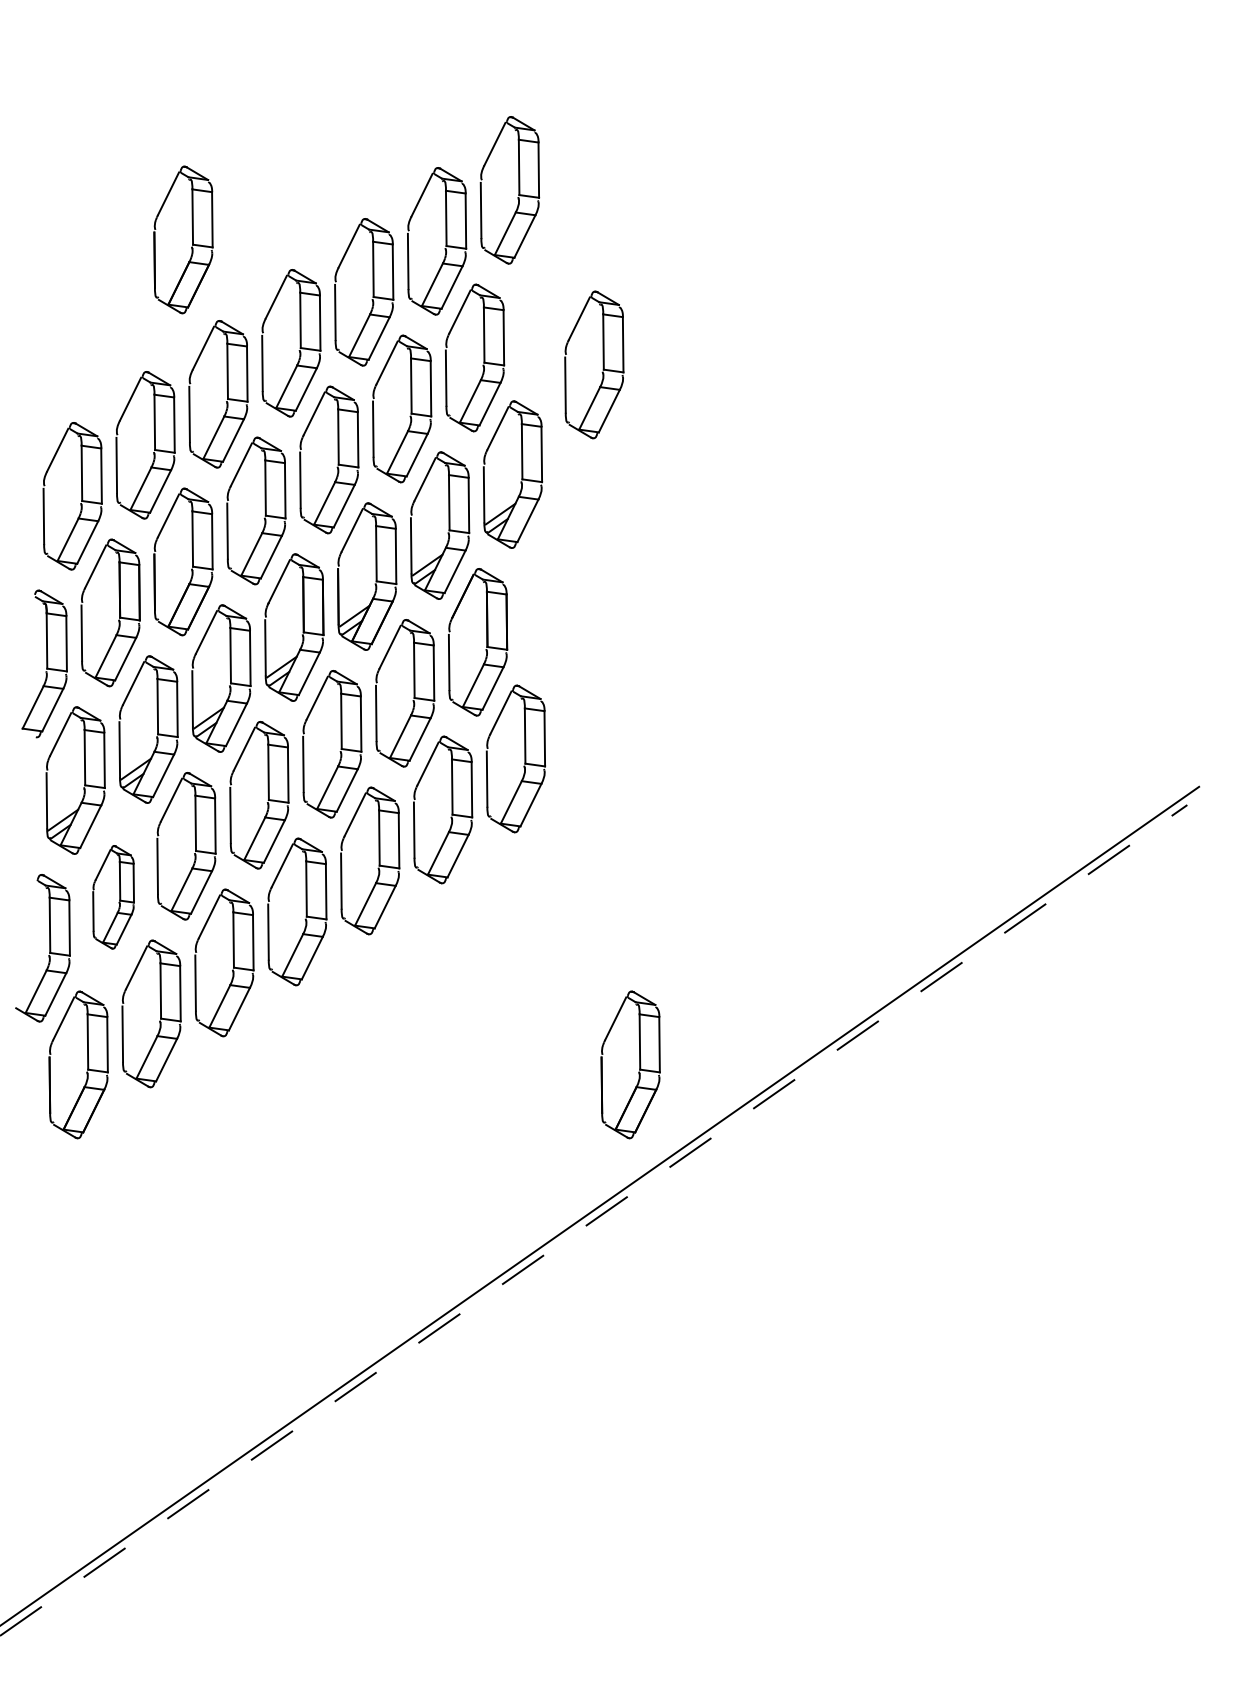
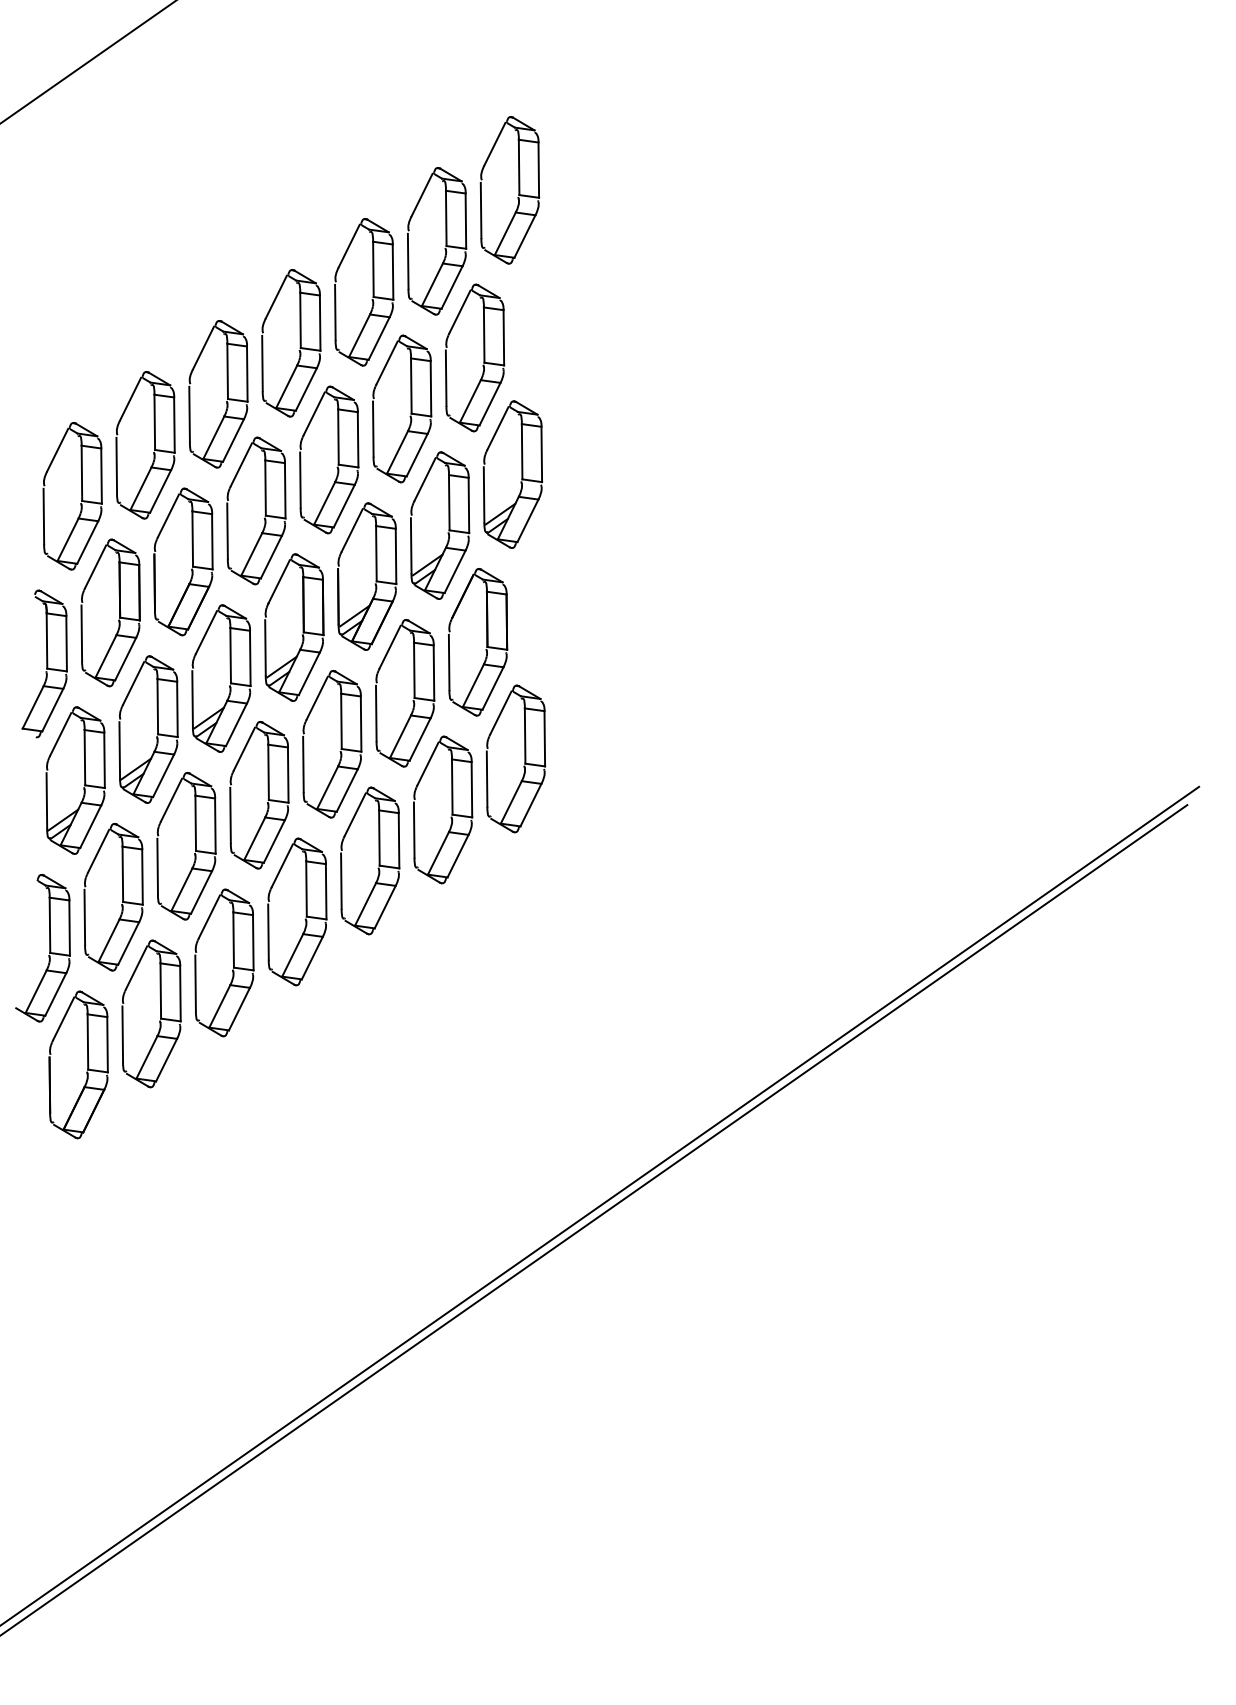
line: none -> present (87, 62)
part: present -> none (192, 239)
part: present -> none (602, 364)
part size: 43x105 px -> 61x149 px (113, 897)
part: present -> none (639, 1064)
line: dashed -> solid (594, 1220)
